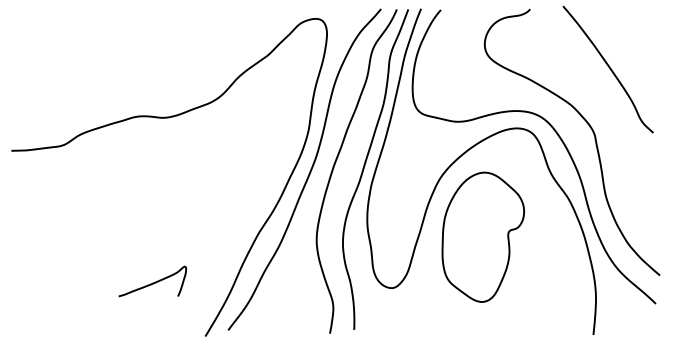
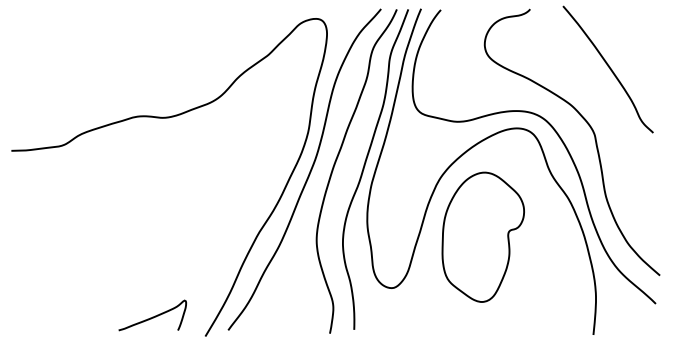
curve position: (152, 282) -> (152, 316) (152, 316)
